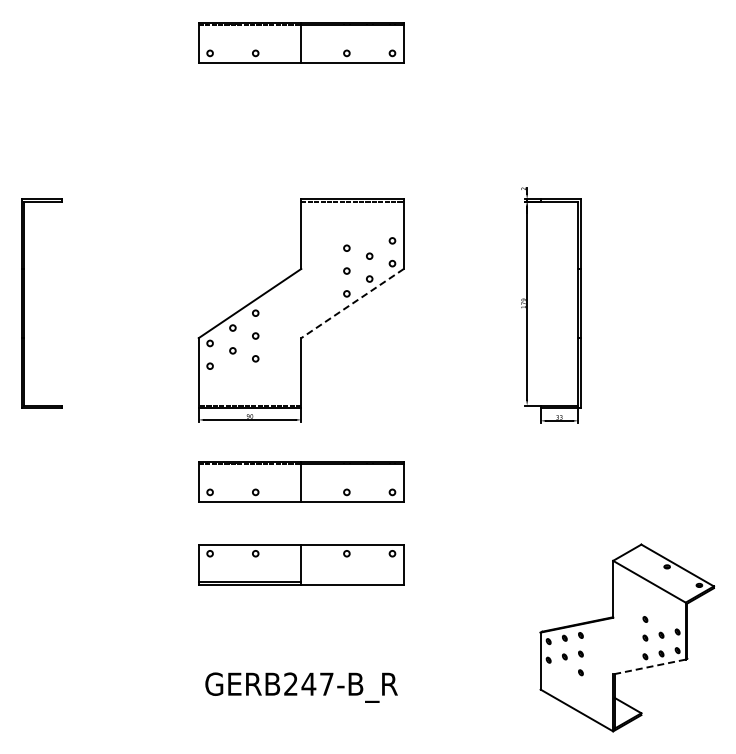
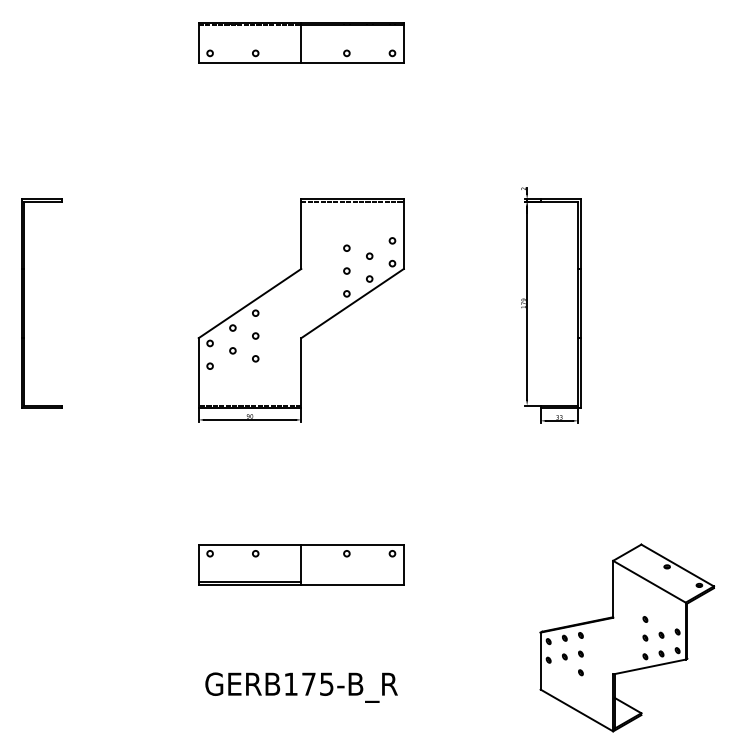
line: dashed -> solid (352, 303)
part: present -> none (301, 481)
line: dashed -> solid (648, 667)
text: GERB247-B_R -> GERB175-B_R (308, 683)
